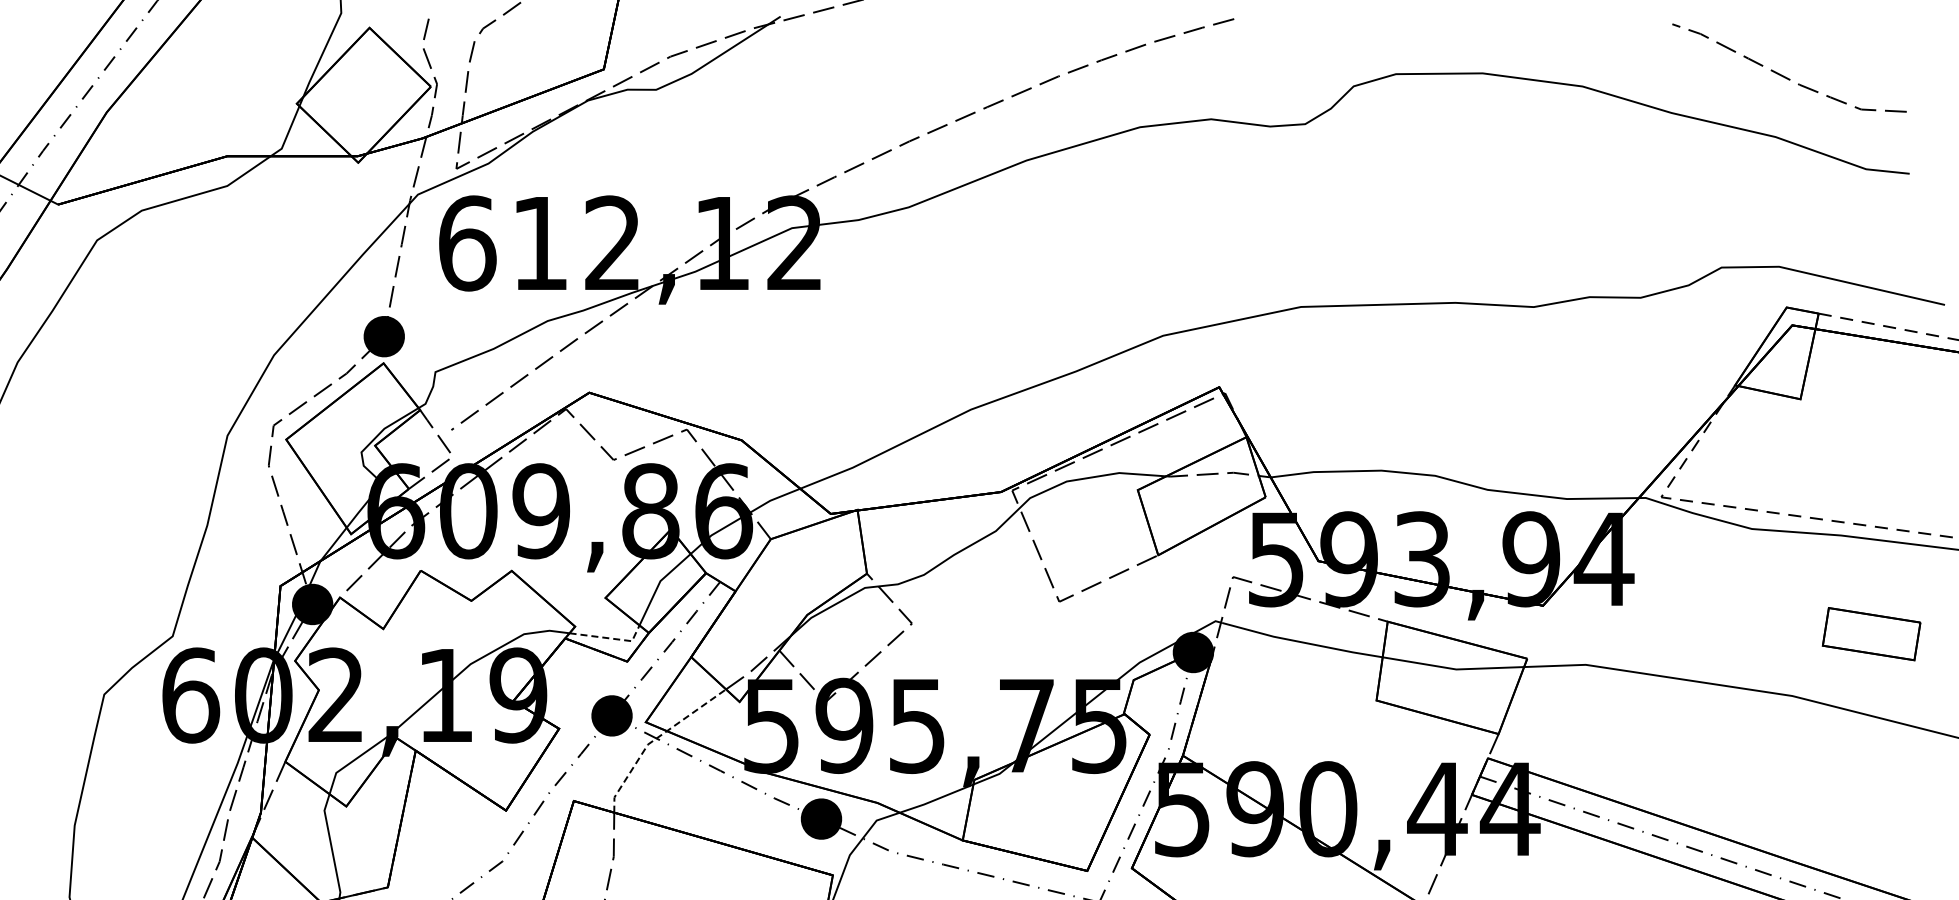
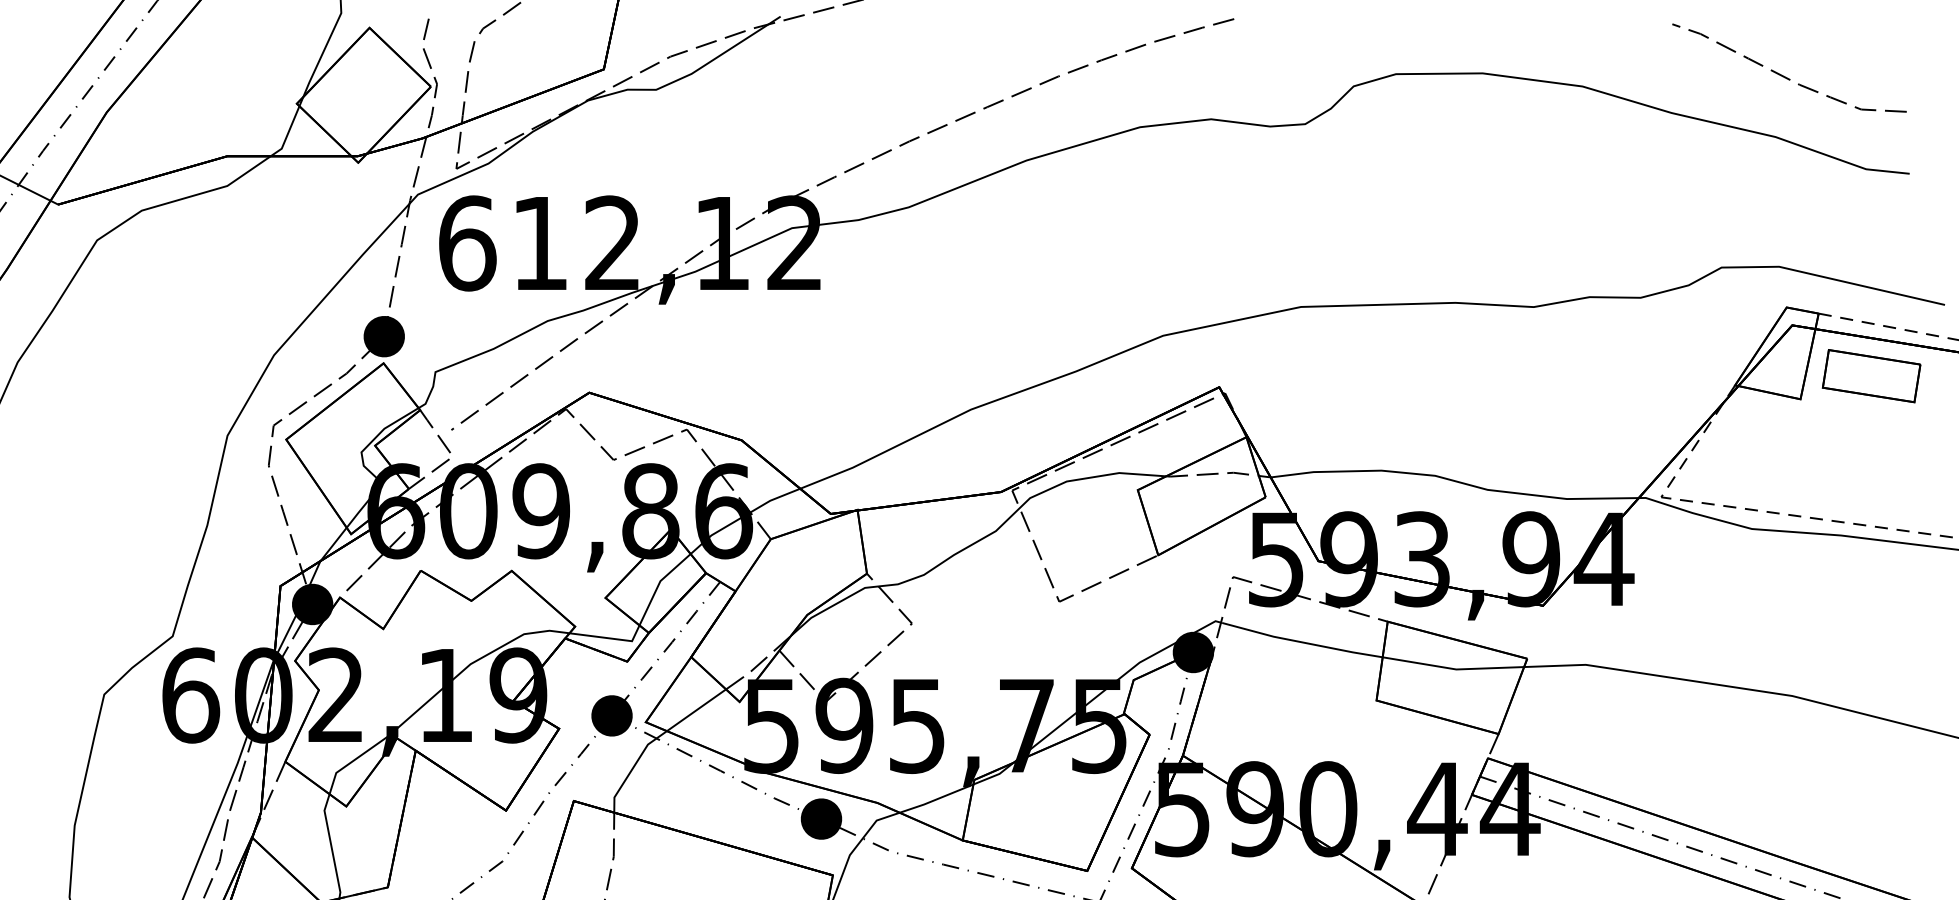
part position: (1871, 634) -> (1871, 376) (1871, 376)
line: dashed -> solid (610, 638)
line: dashed -> solid (654, 739)
